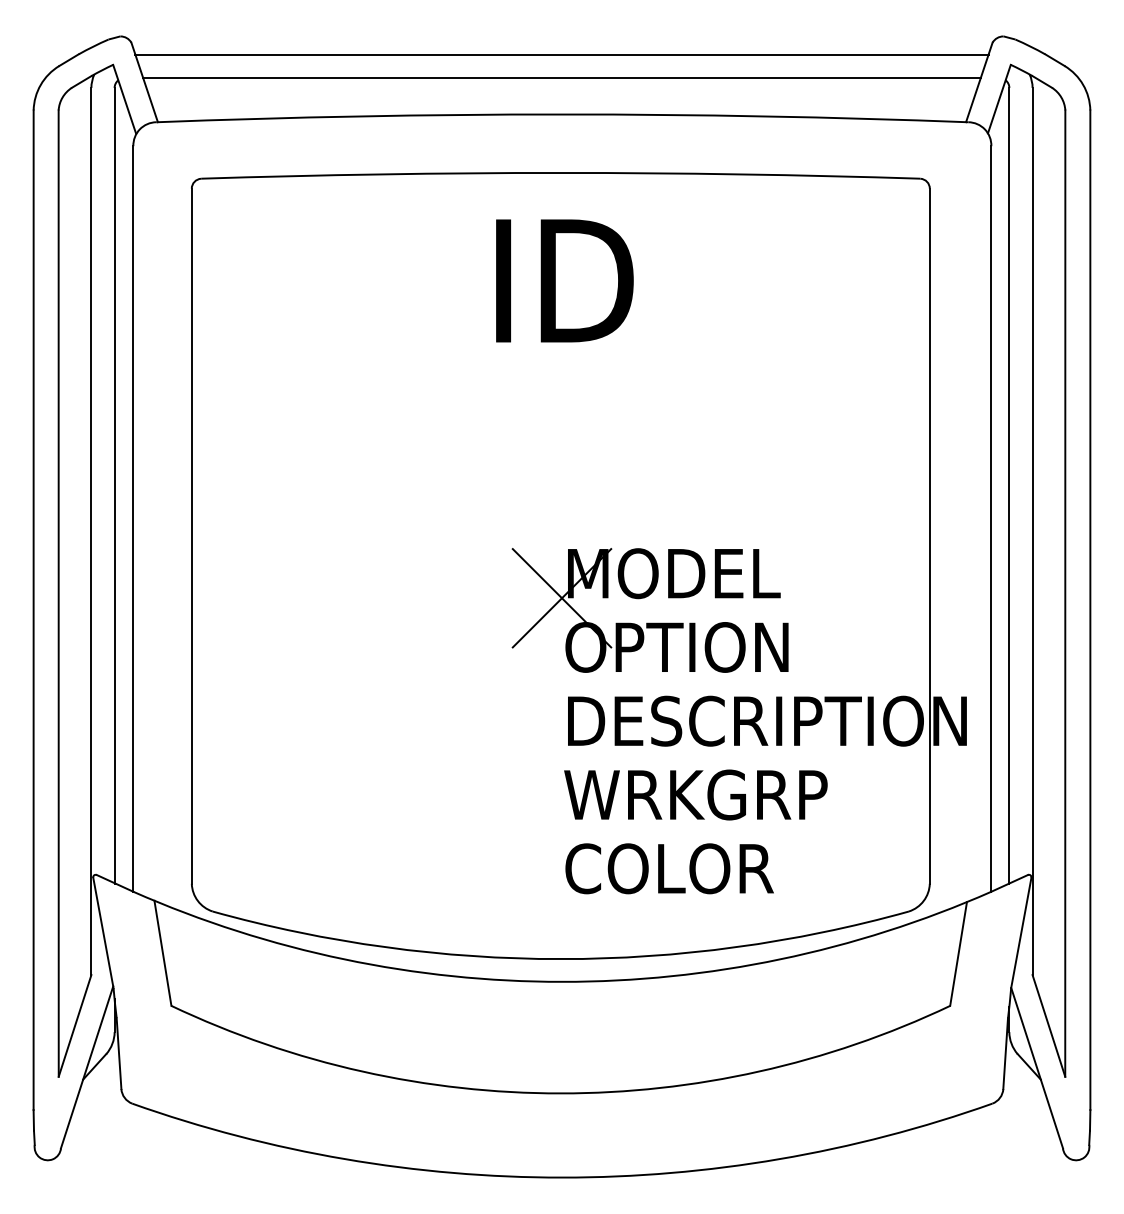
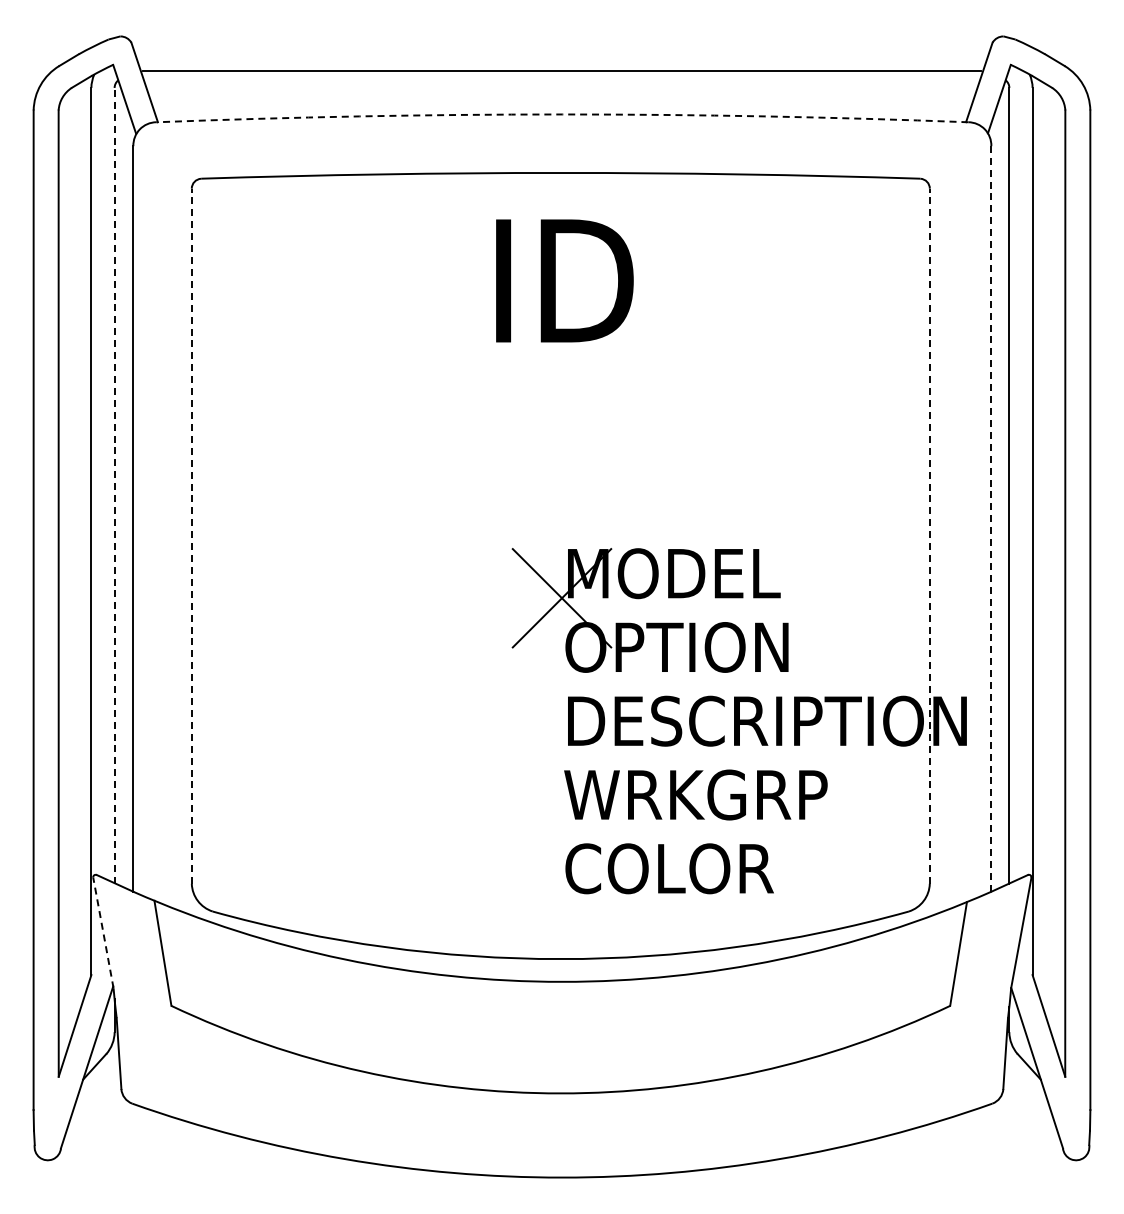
line: present -> none (561, 55)
line position: (561, 78) -> (561, 71) (561, 71)
arc: solid -> dashed (562, 114)
line: solid -> dashed (114, 485)
line: solid -> dashed (991, 518)
line: solid -> dashed (191, 536)
line: solid -> dashed (929, 536)
line: solid -> dashed (103, 932)
